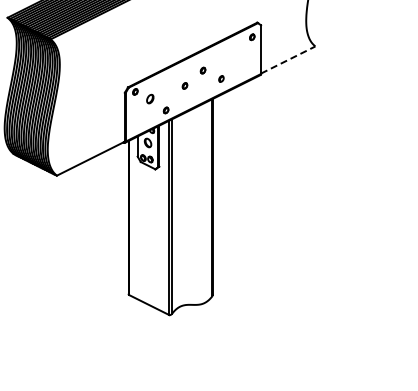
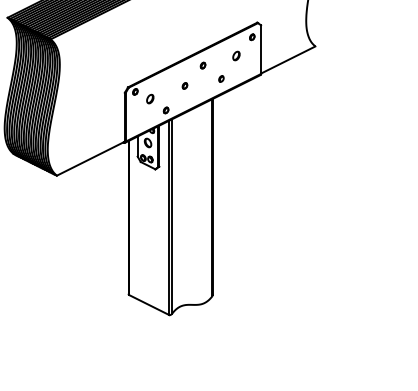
part: none -> present (236, 55)
line: dashed -> solid (288, 59)
part position: (202, 70) -> (202, 65) (202, 65)
